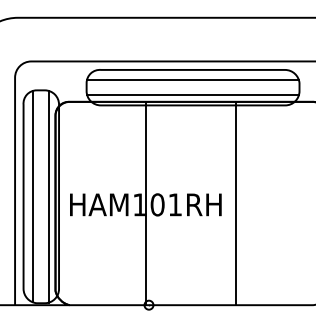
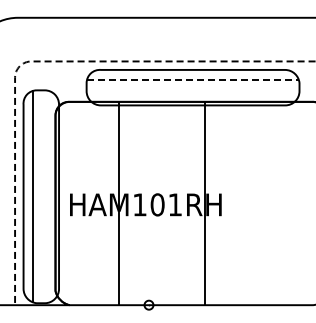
line: solid -> dashed (39, 61)
line: solid -> dashed (192, 79)
line: present -> none (192, 95)
line: present -> none (48, 196)
line position: (145, 203) -> (118, 203) (118, 203)
line position: (236, 203) -> (205, 203) (205, 203)
